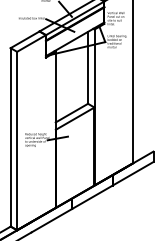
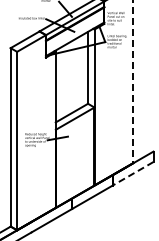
line: solid -> dashed (133, 82)
line: solid -> dashed (132, 173)
